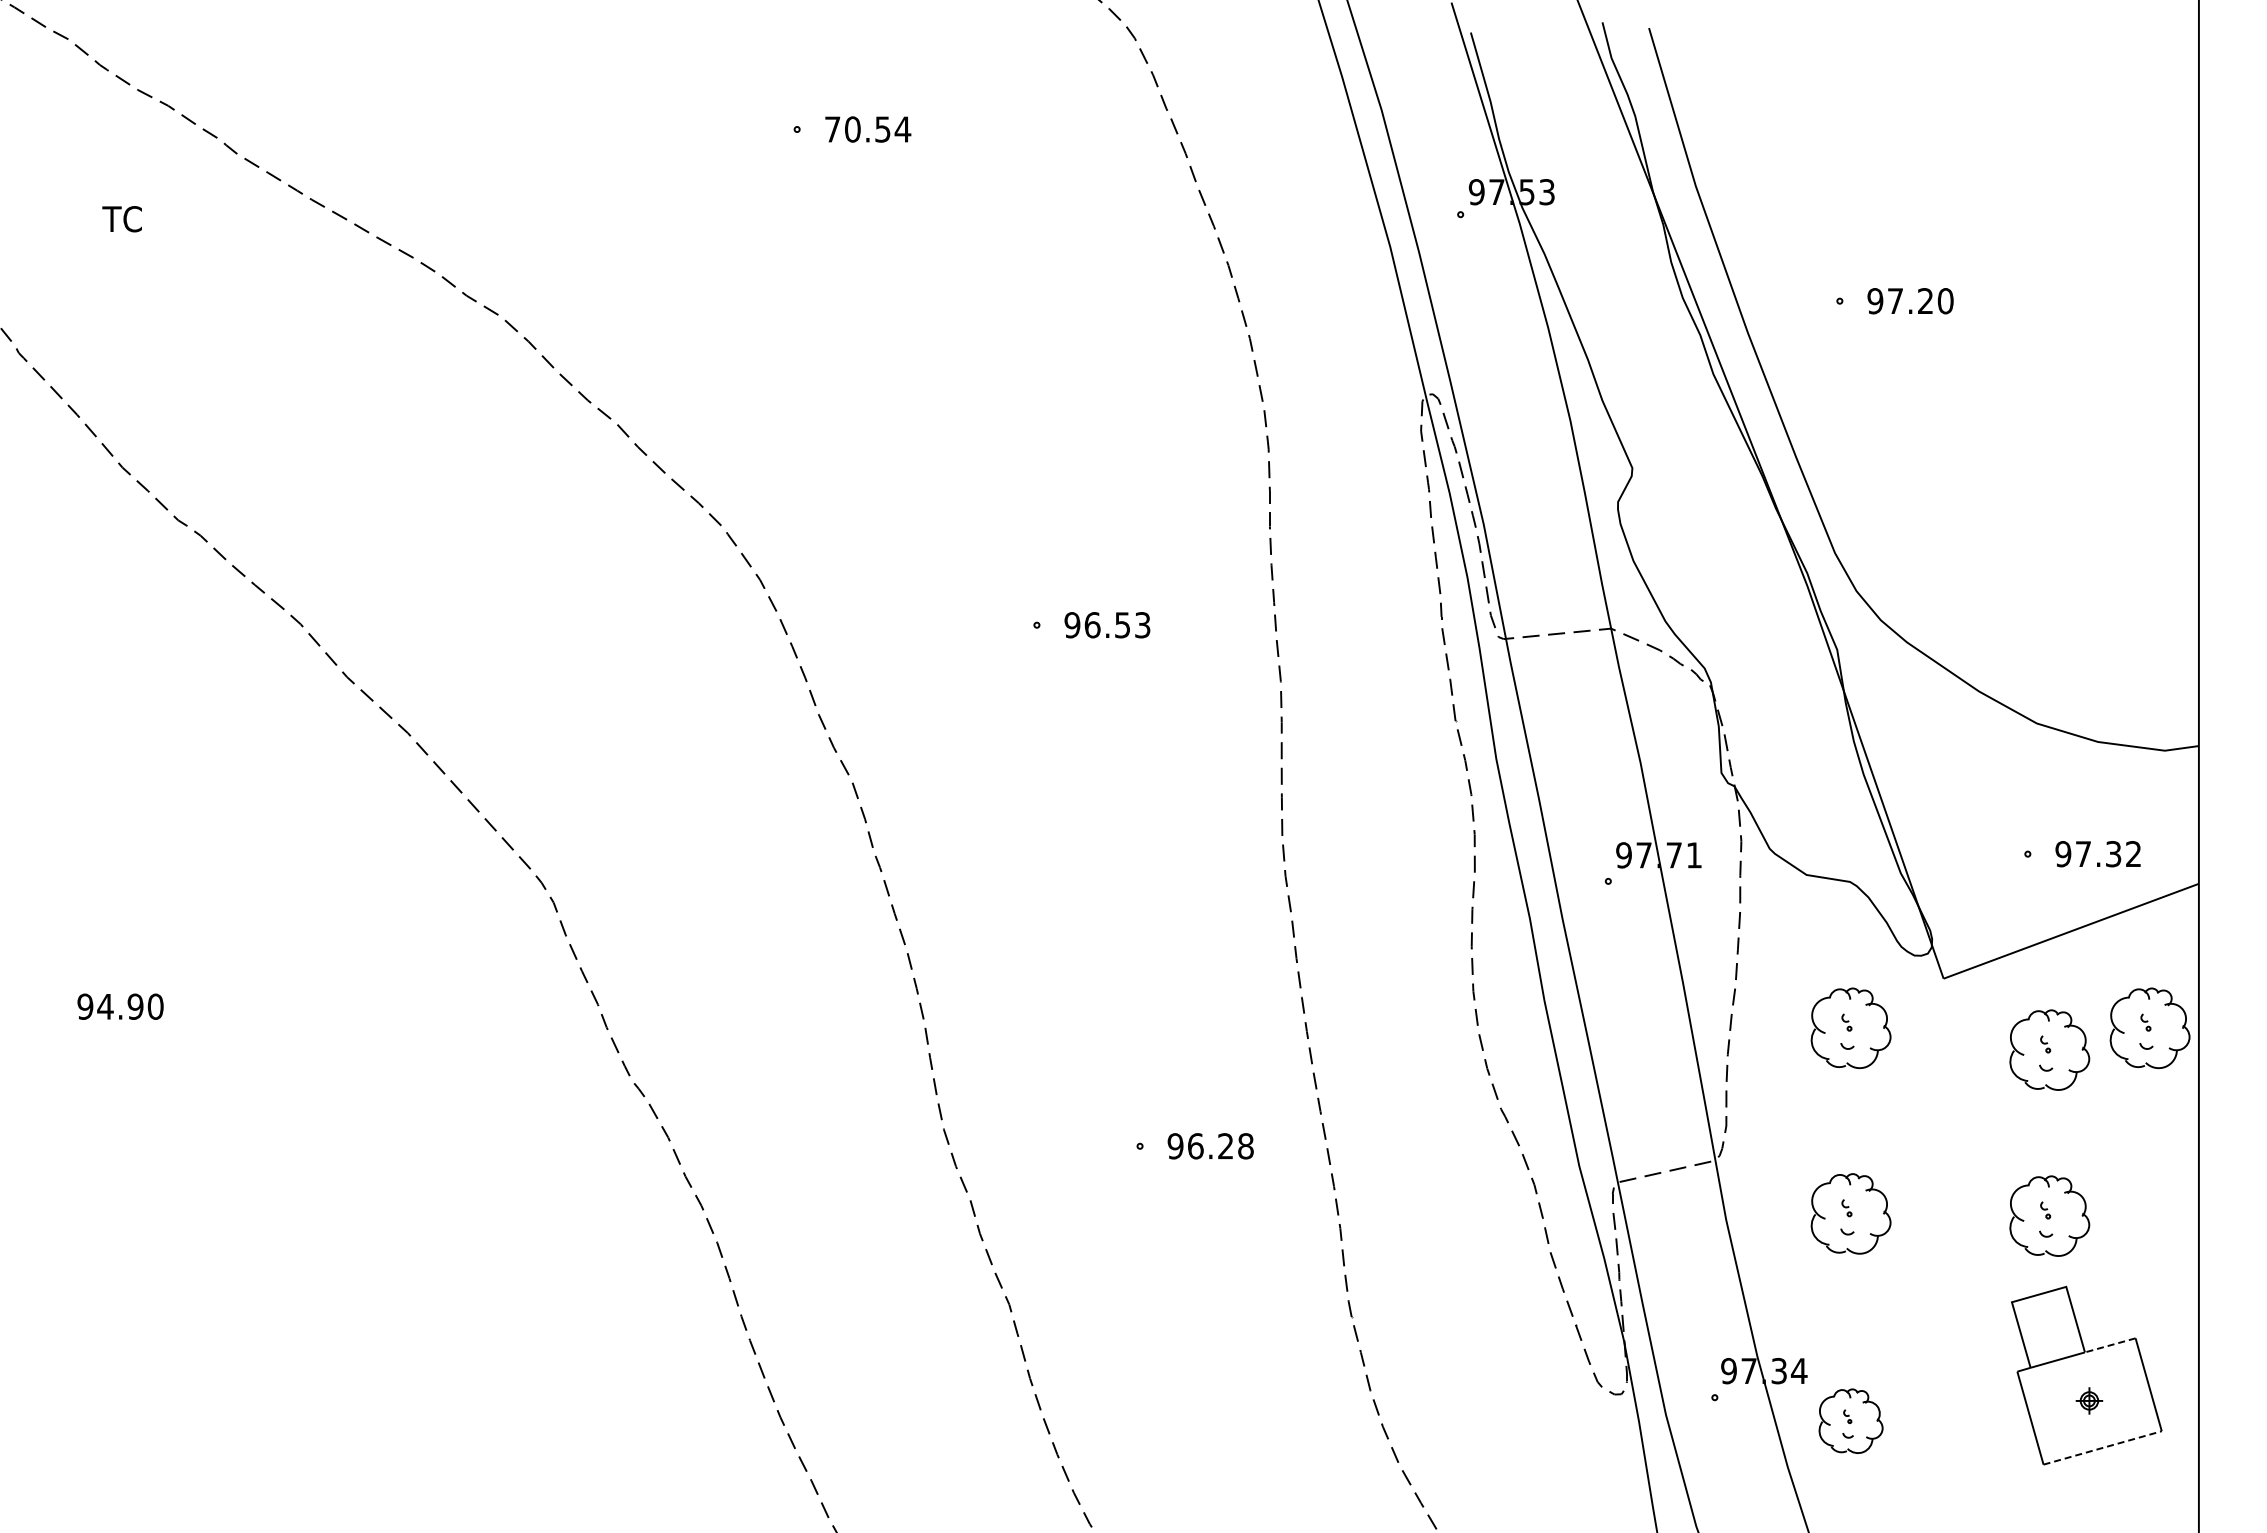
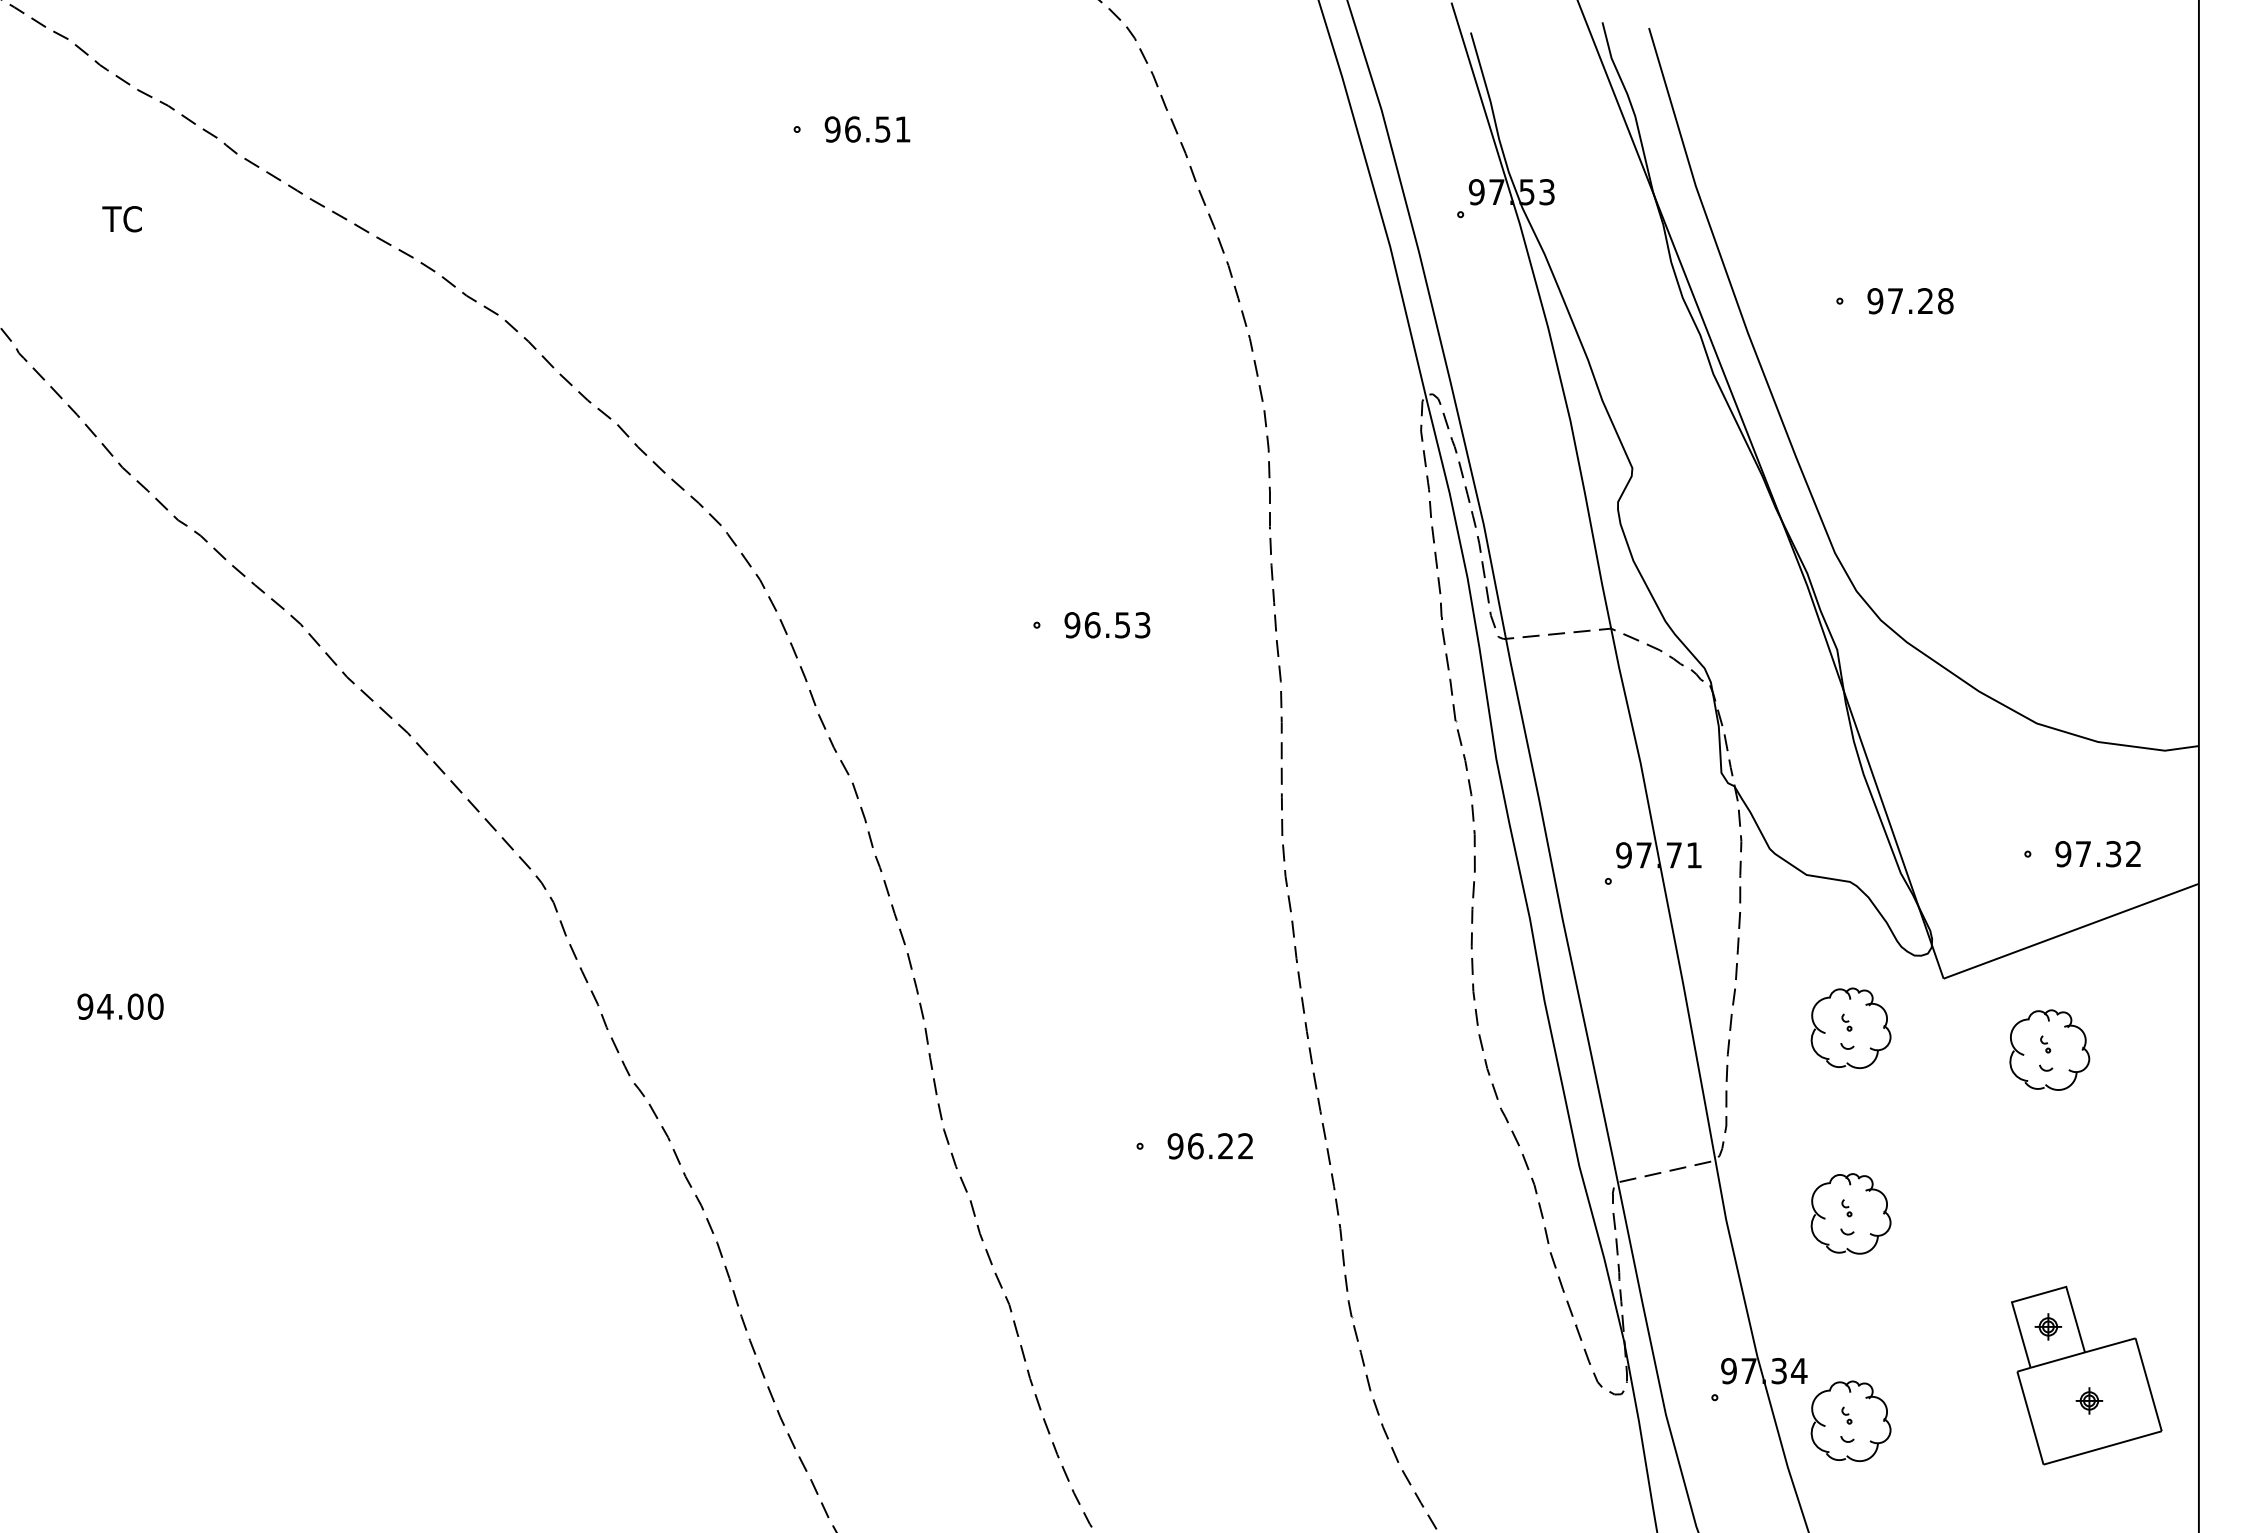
text: 70.54 -> 96.51 (867, 129)
text: 97.20 -> 97.28 (1945, 301)
text: 94.90 -> 94.00 (135, 1006)
part: present -> none (2149, 1028)
text: 96.28 -> 96.22 (1245, 1146)
part: present -> none (2049, 1215)
part: none -> present (2048, 1326)
line: dashed -> solid (2109, 1345)
part size: 66x66 px -> 82x82 px (1850, 1420)
line: dashed -> solid (2103, 1447)
